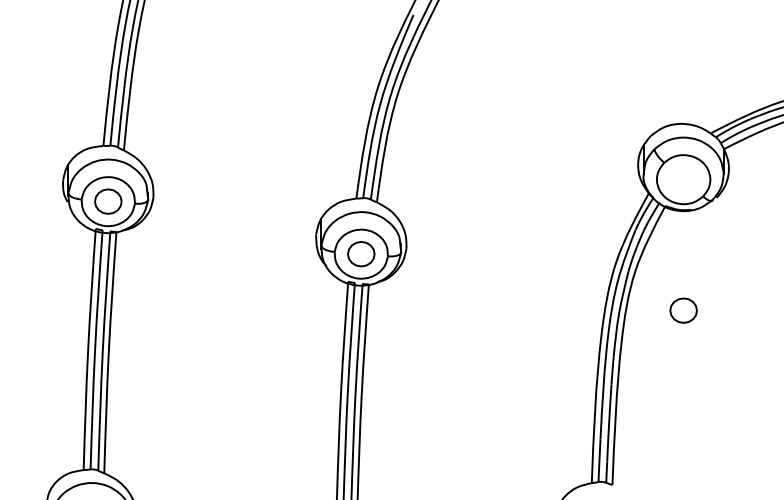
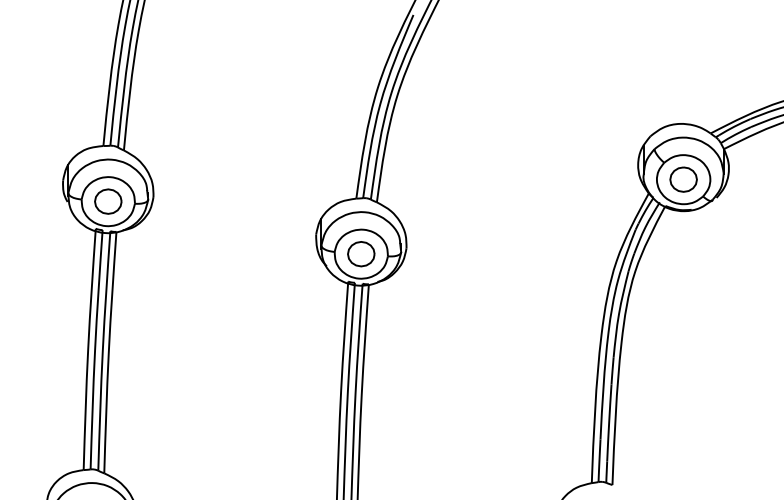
part position: (683, 310) -> (683, 179) (683, 179)
